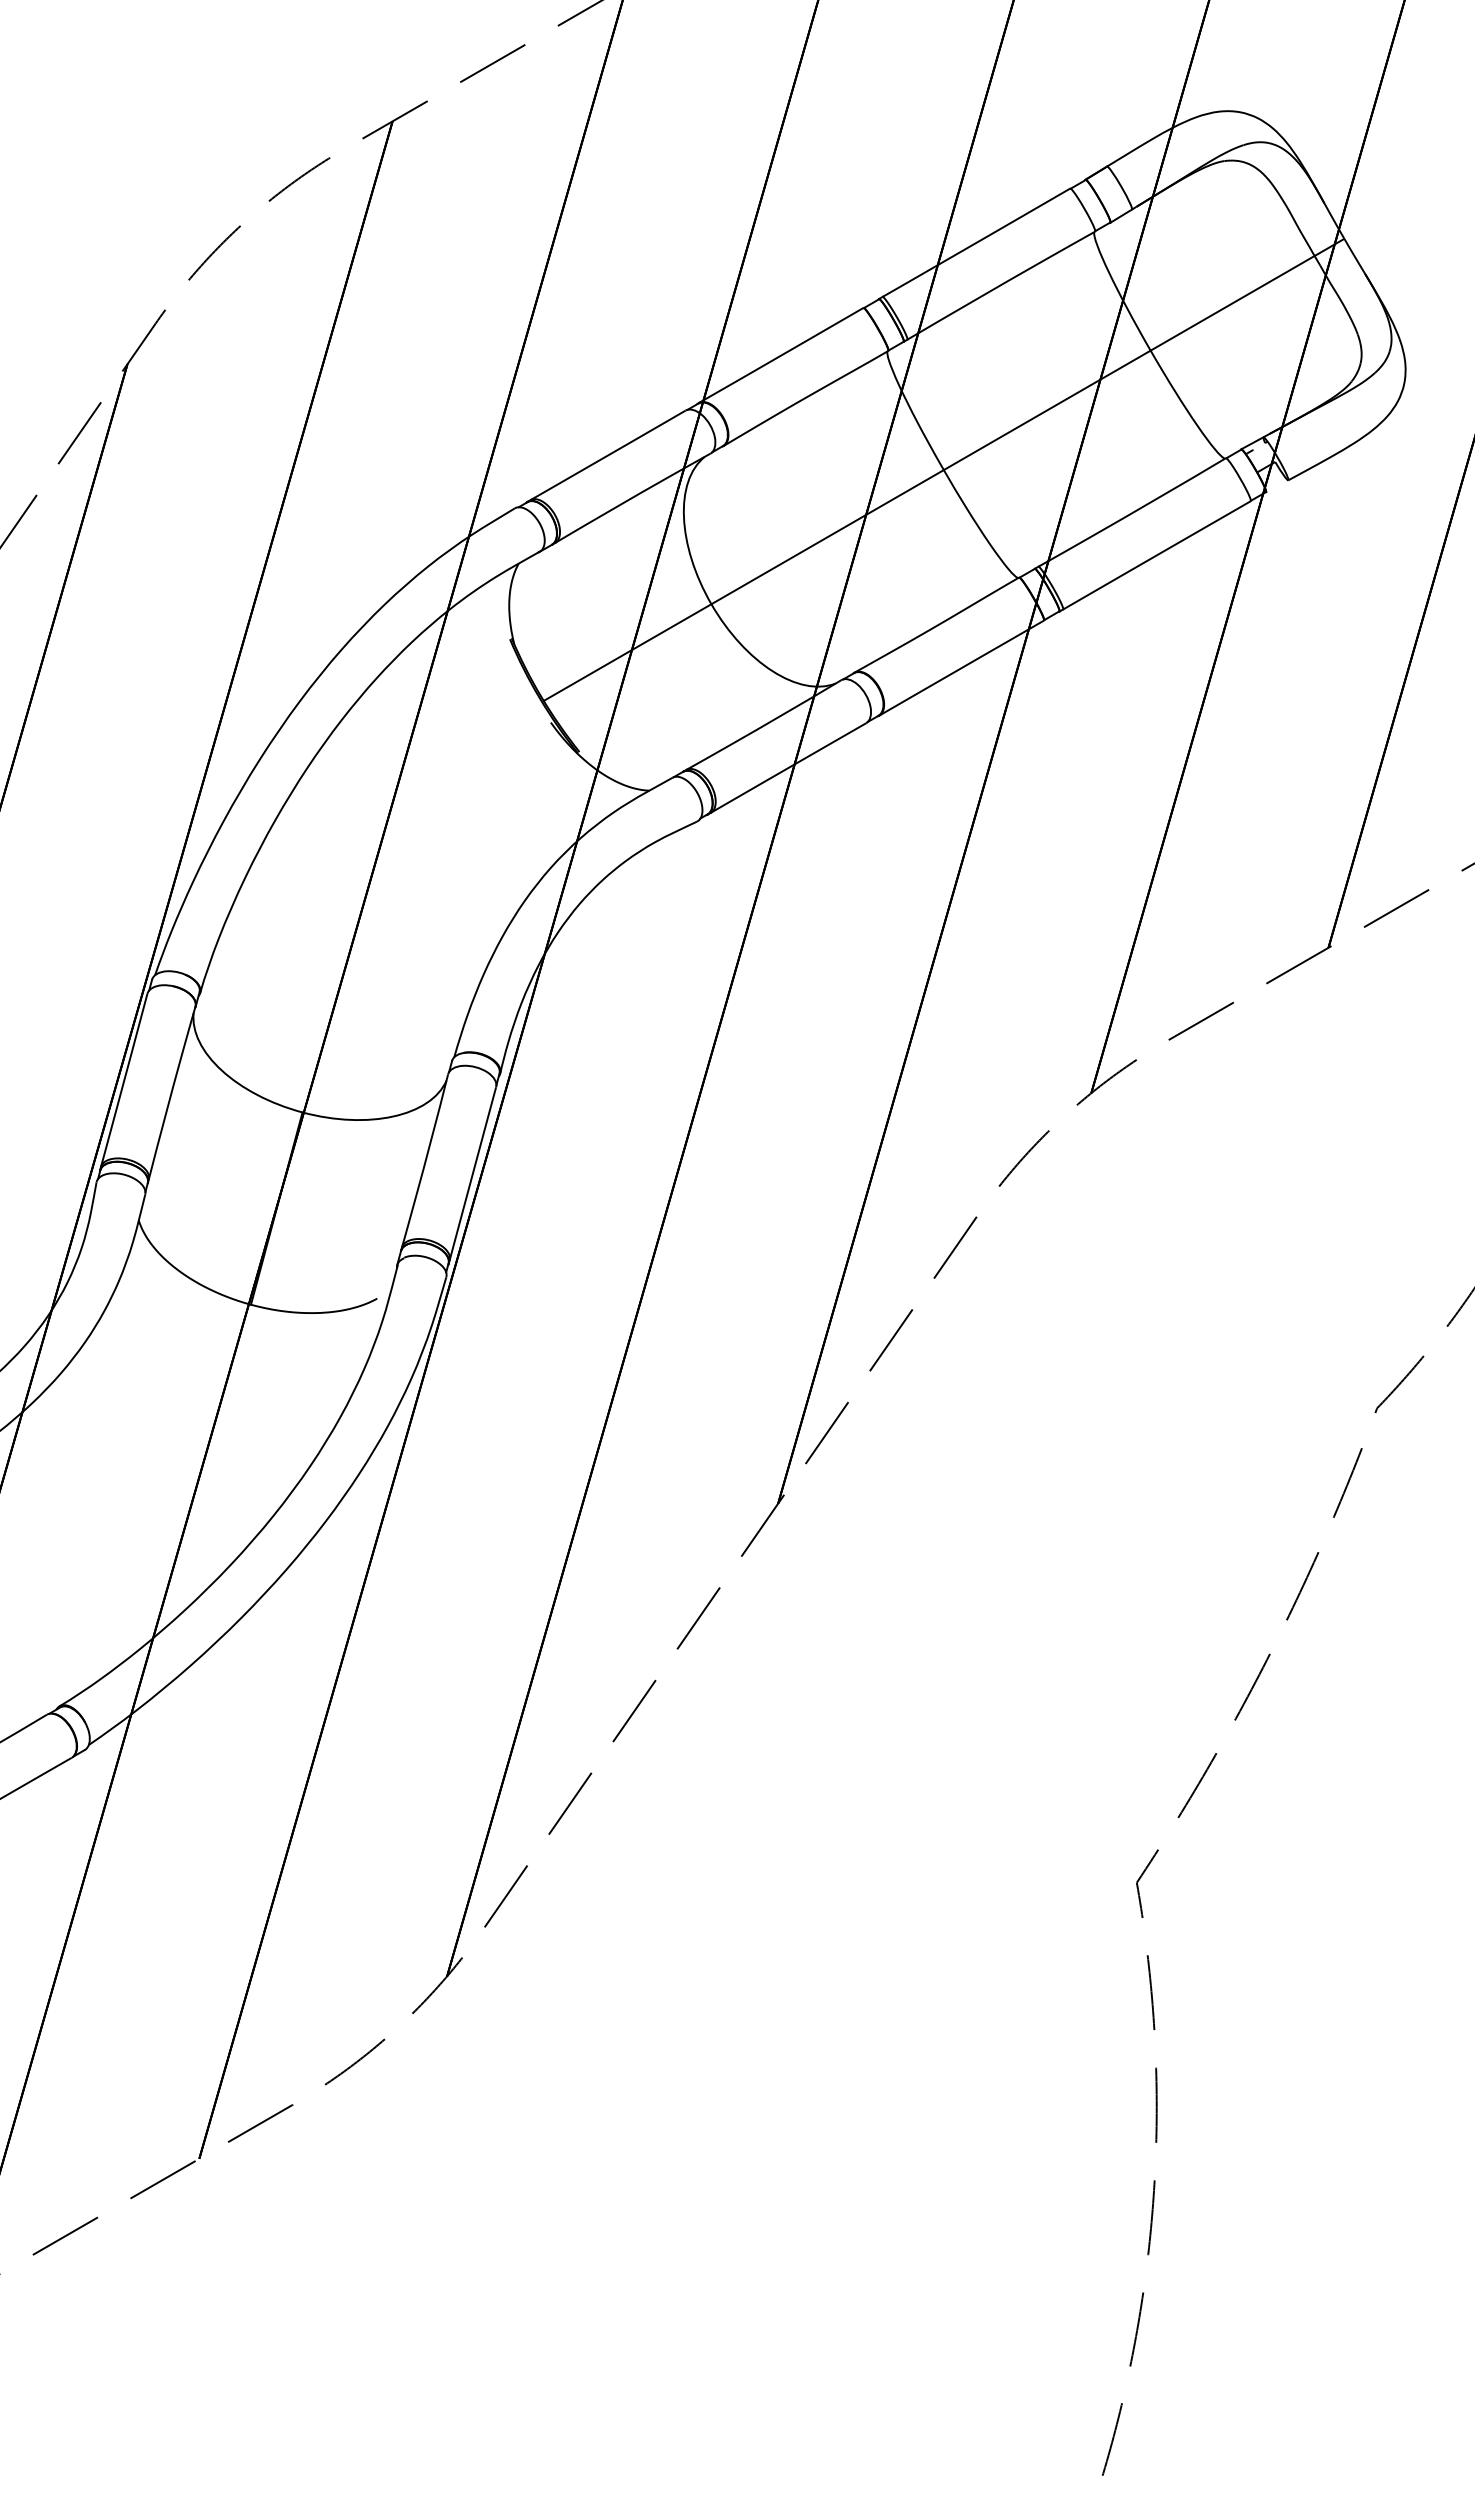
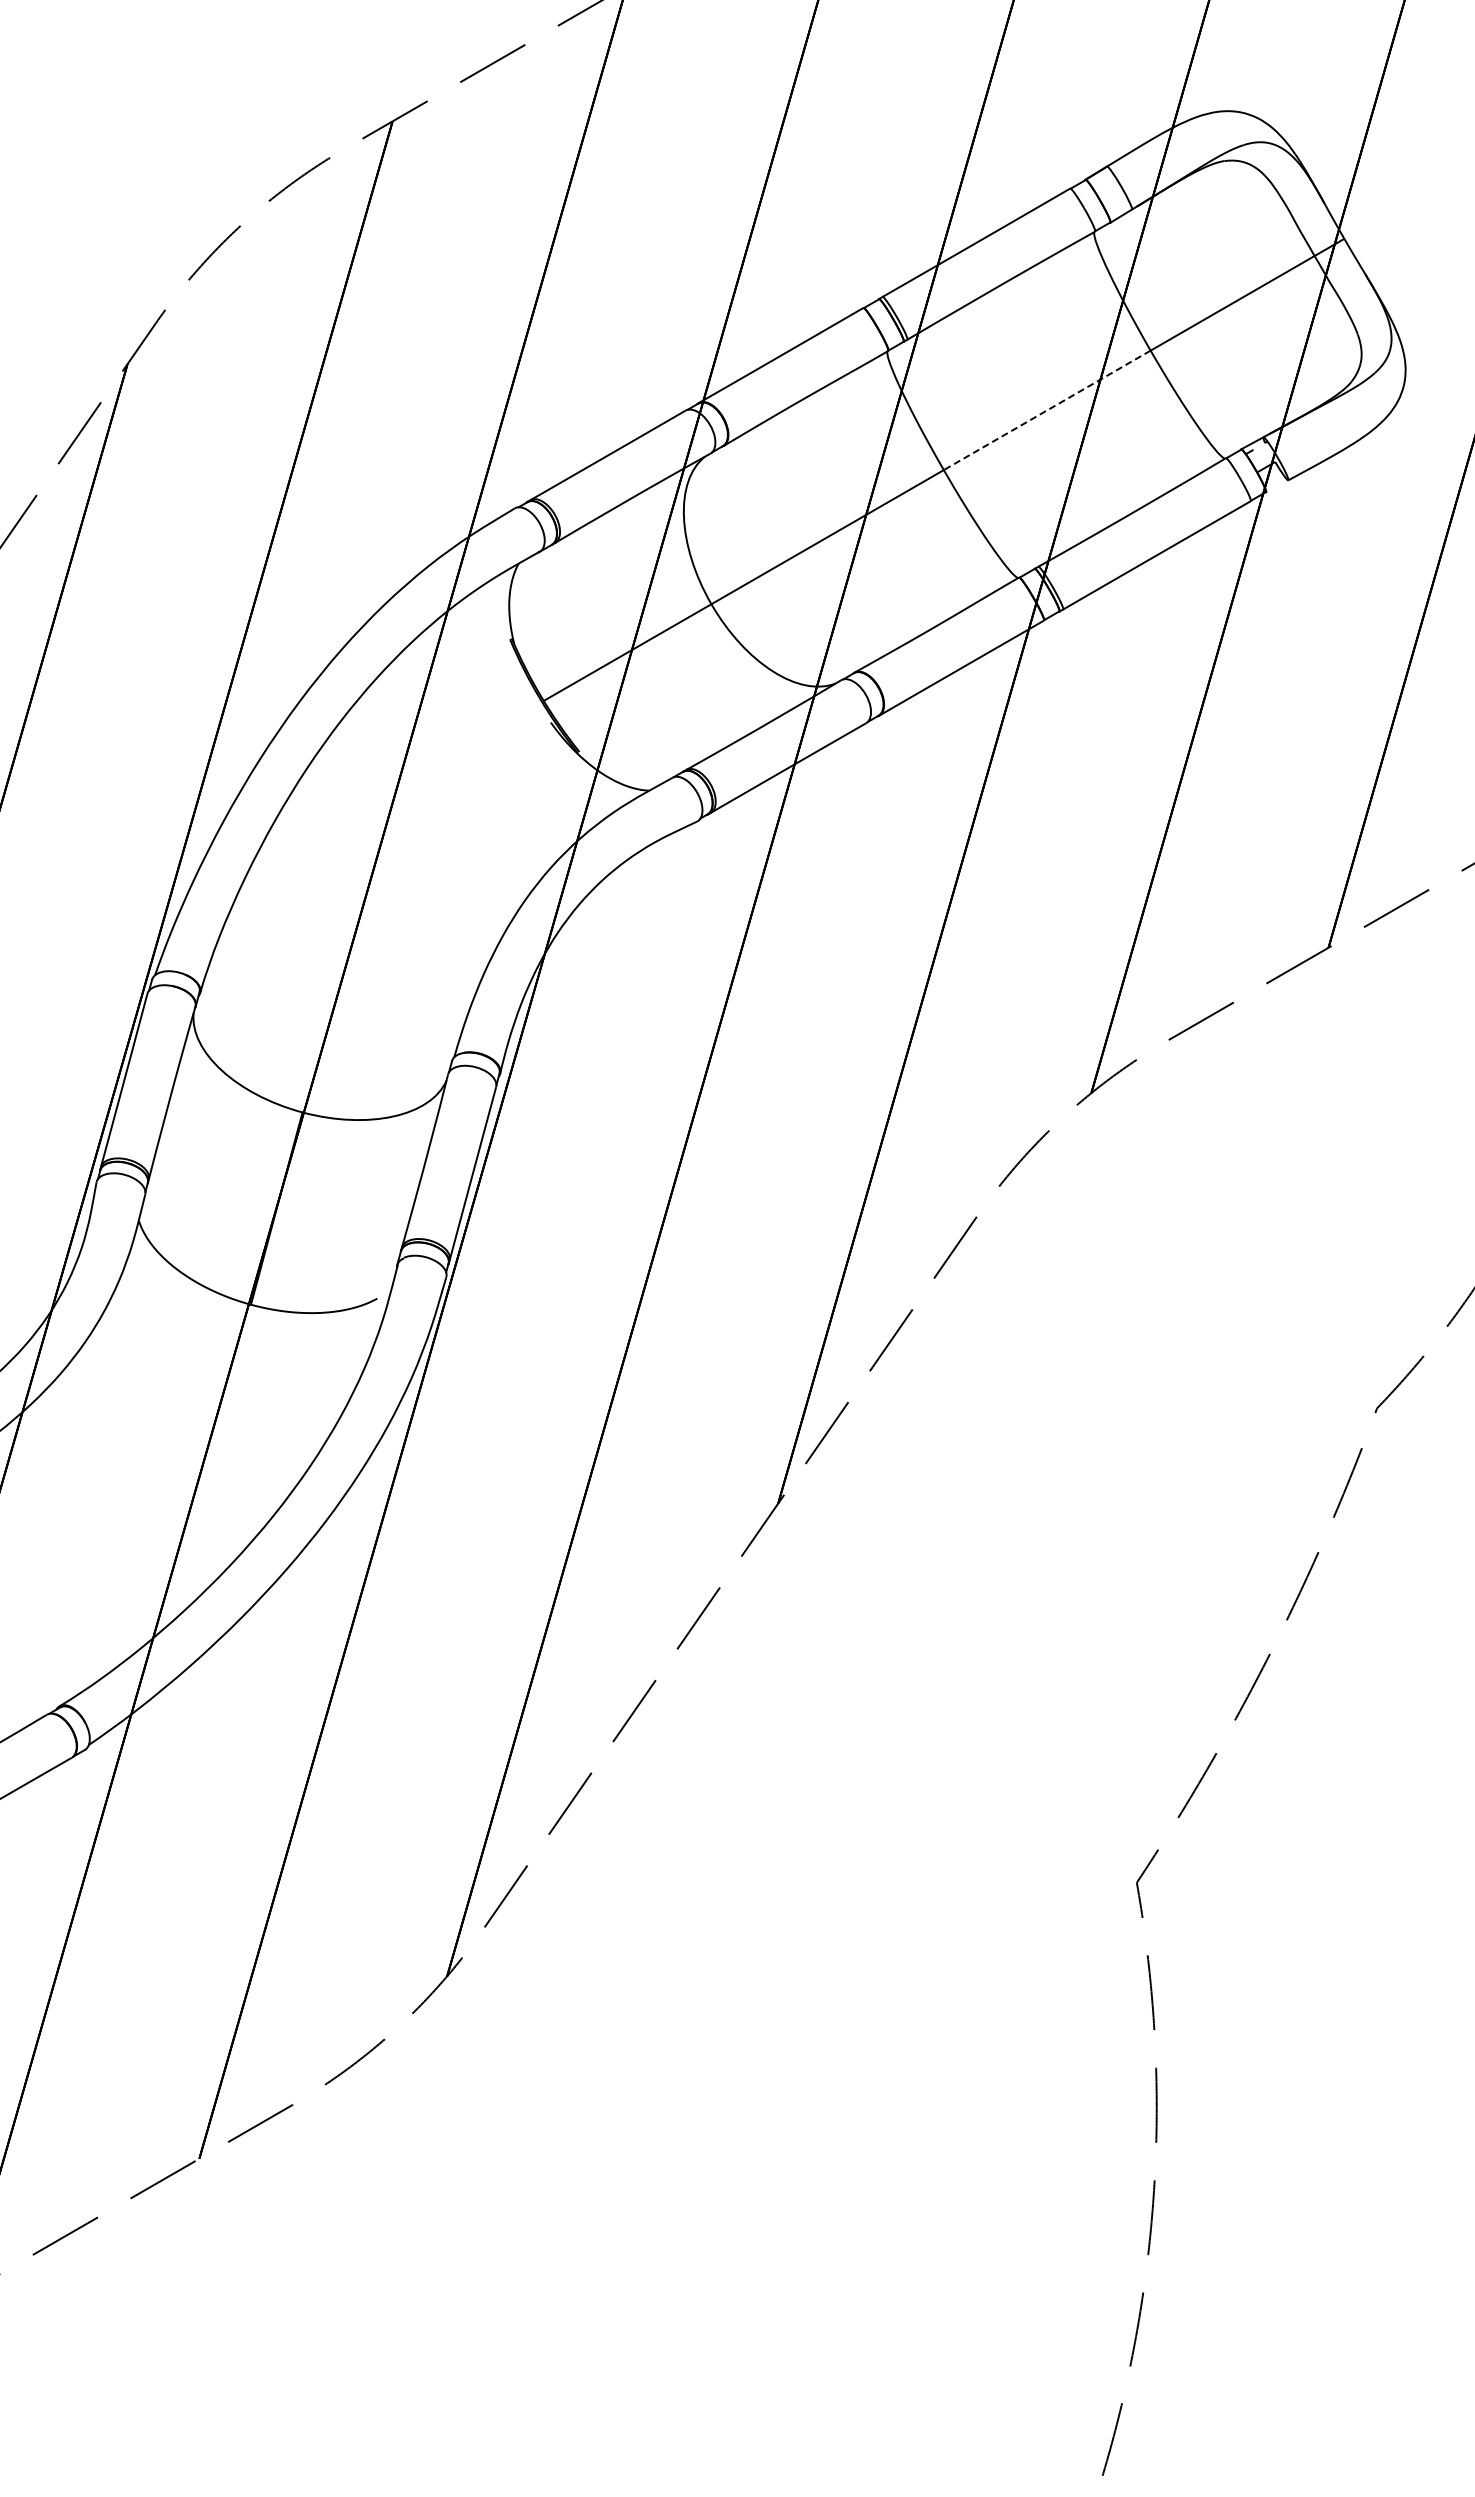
line: solid -> dashed (1046, 410)
